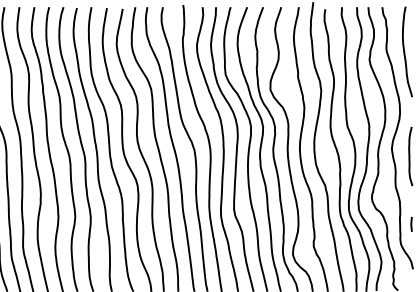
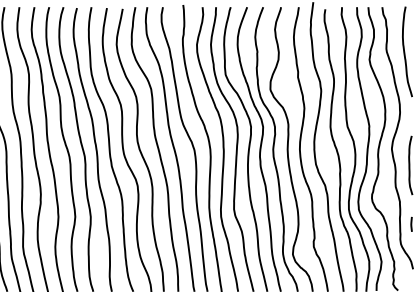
curve position: (410, 156) -> (410, 165) (410, 165)
